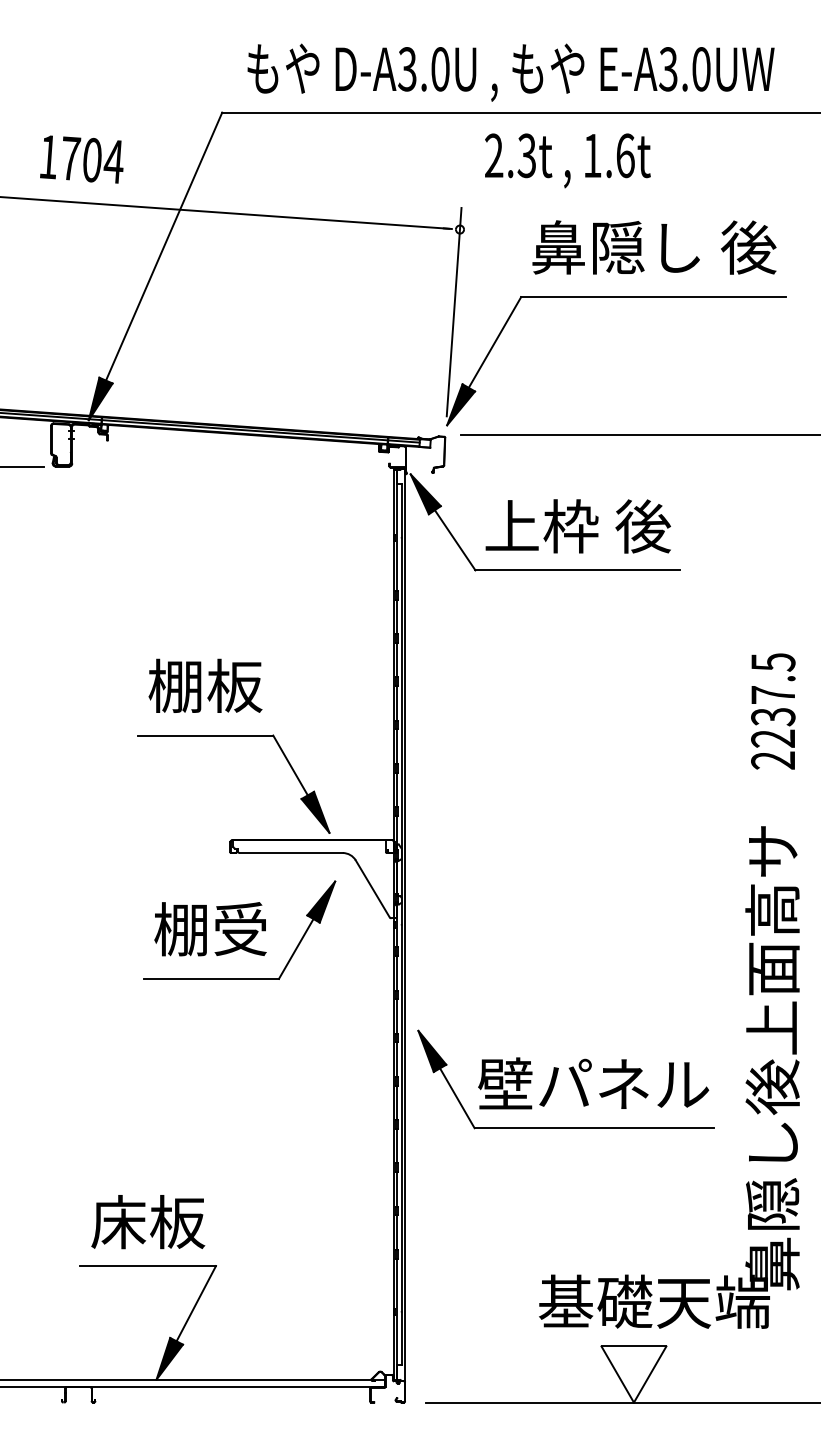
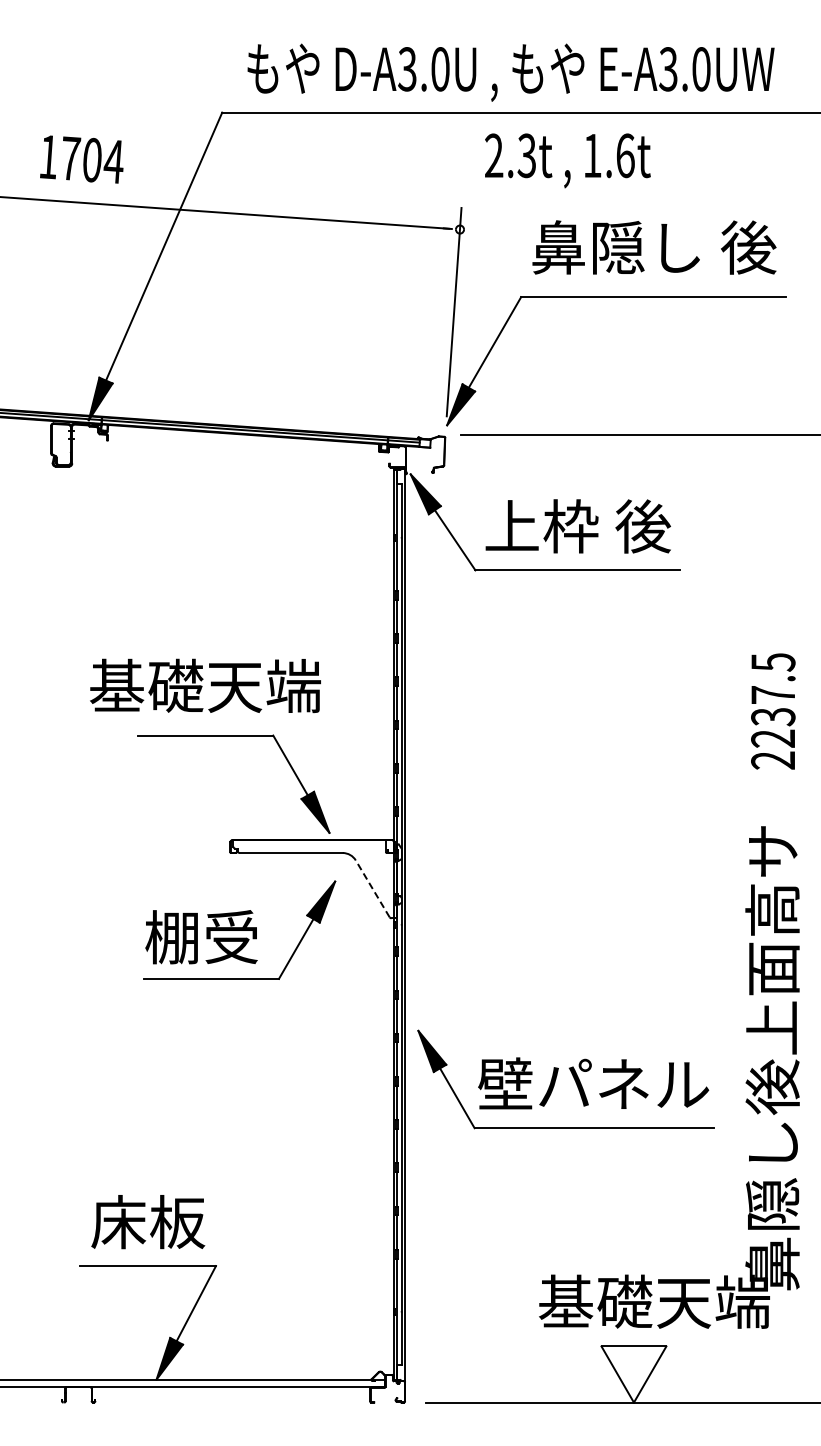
line: present -> none (23, 466)
text: 棚板 -> 基礎天端 (205, 685)
line: solid -> dashed (372, 888)
text position: (210, 929) -> (201, 937) (201, 937)
